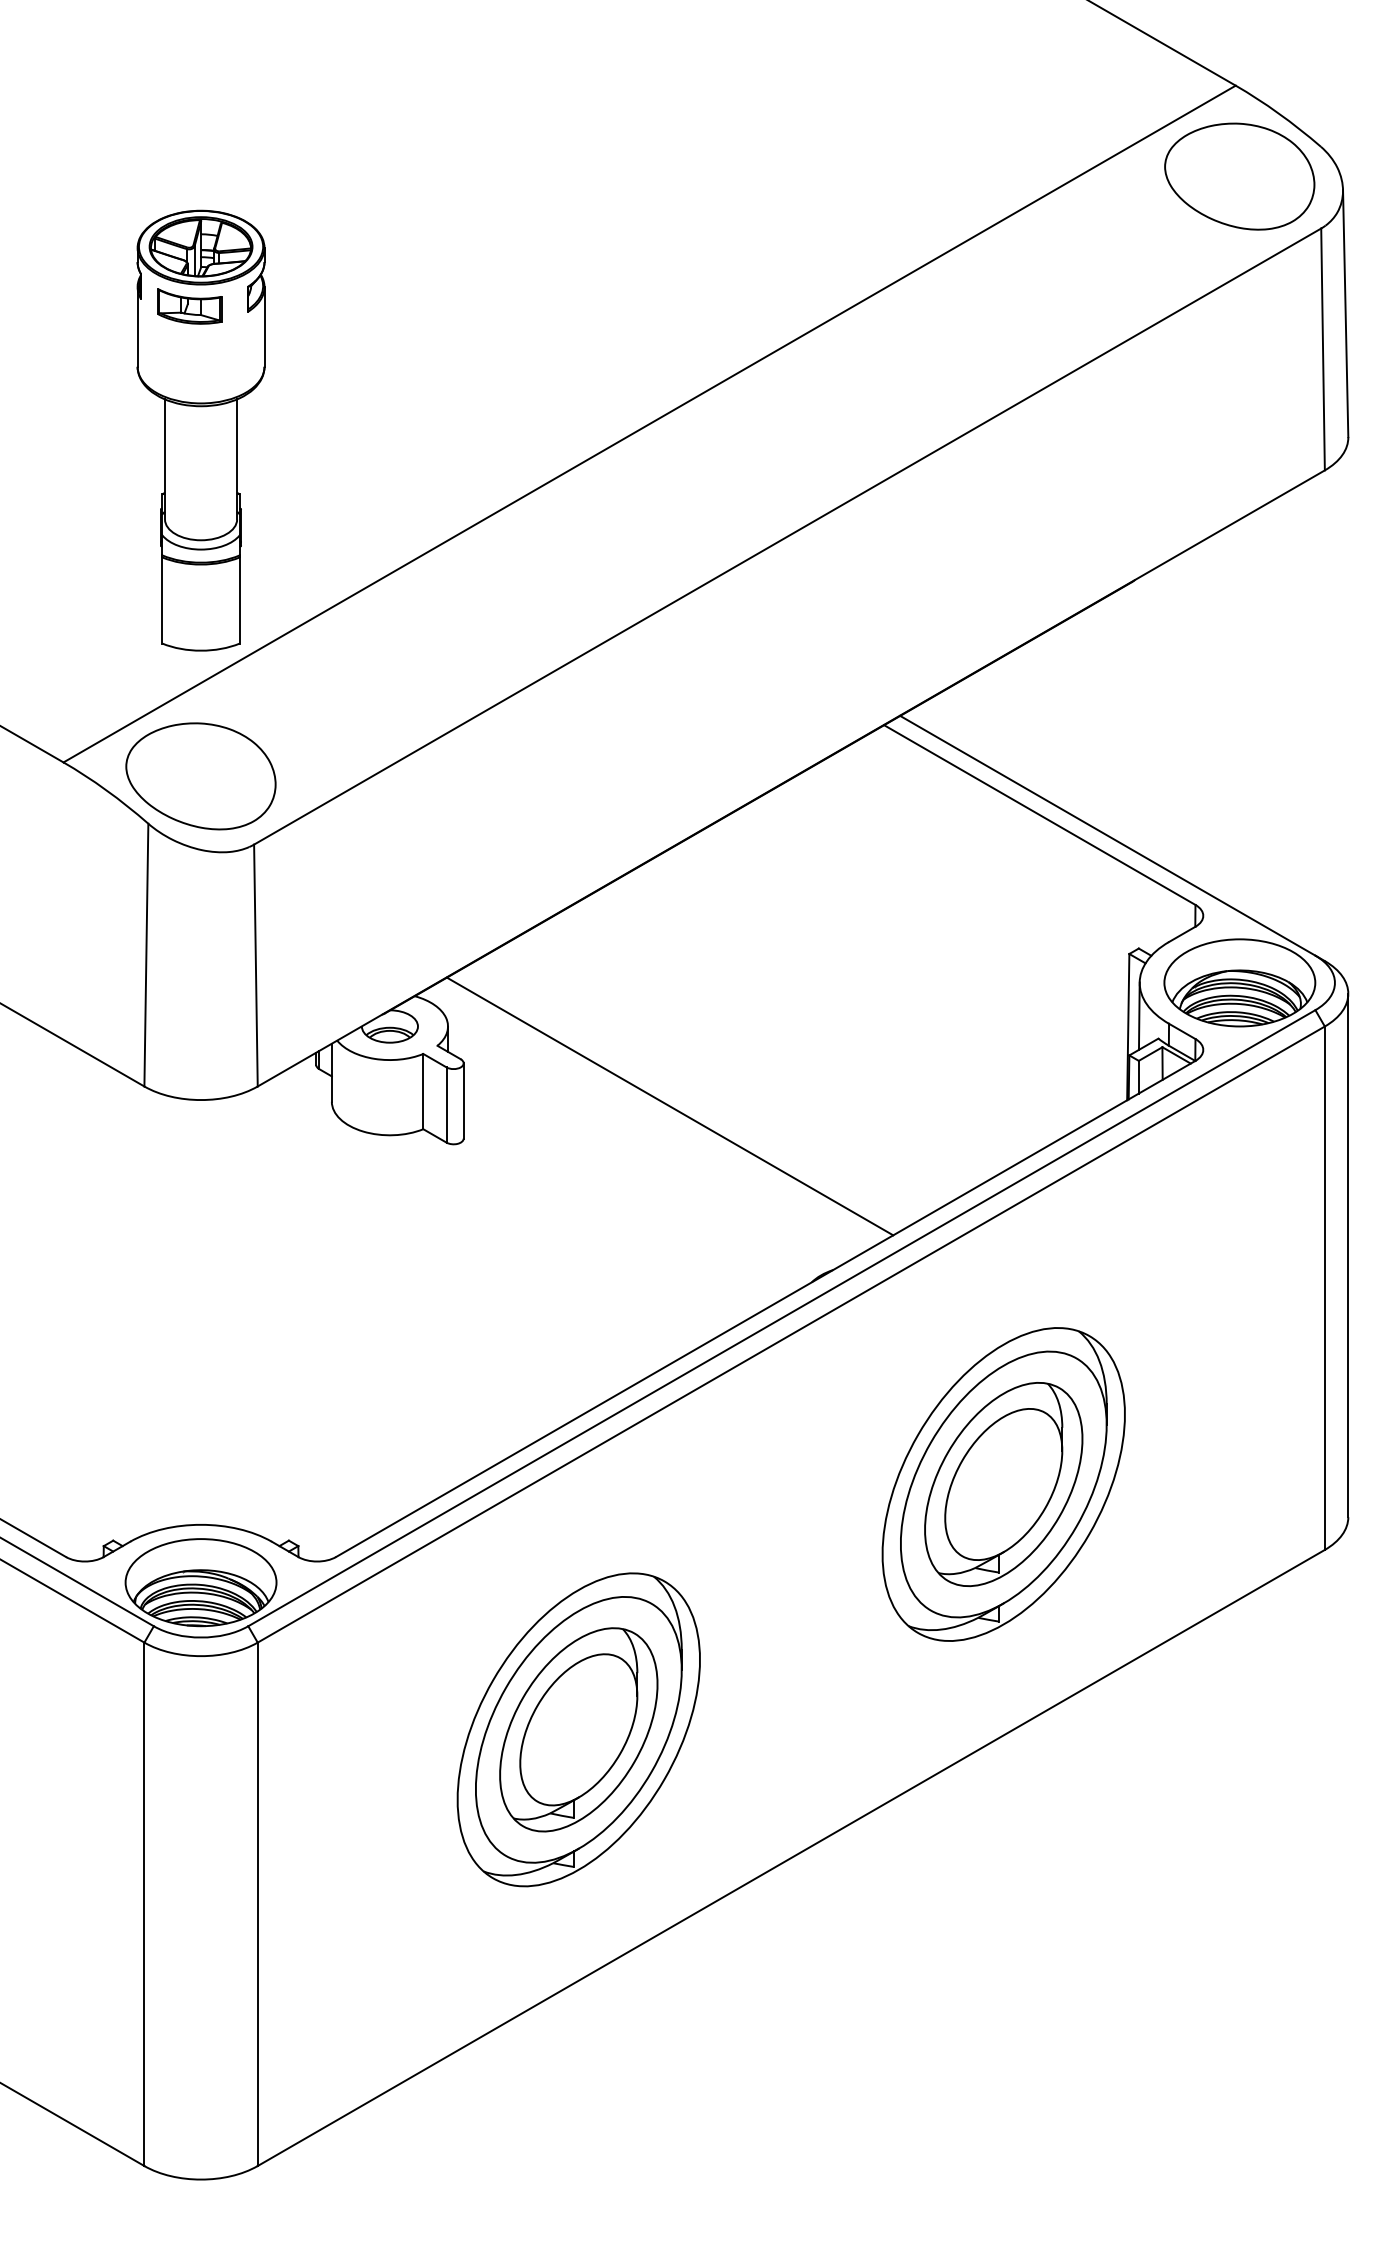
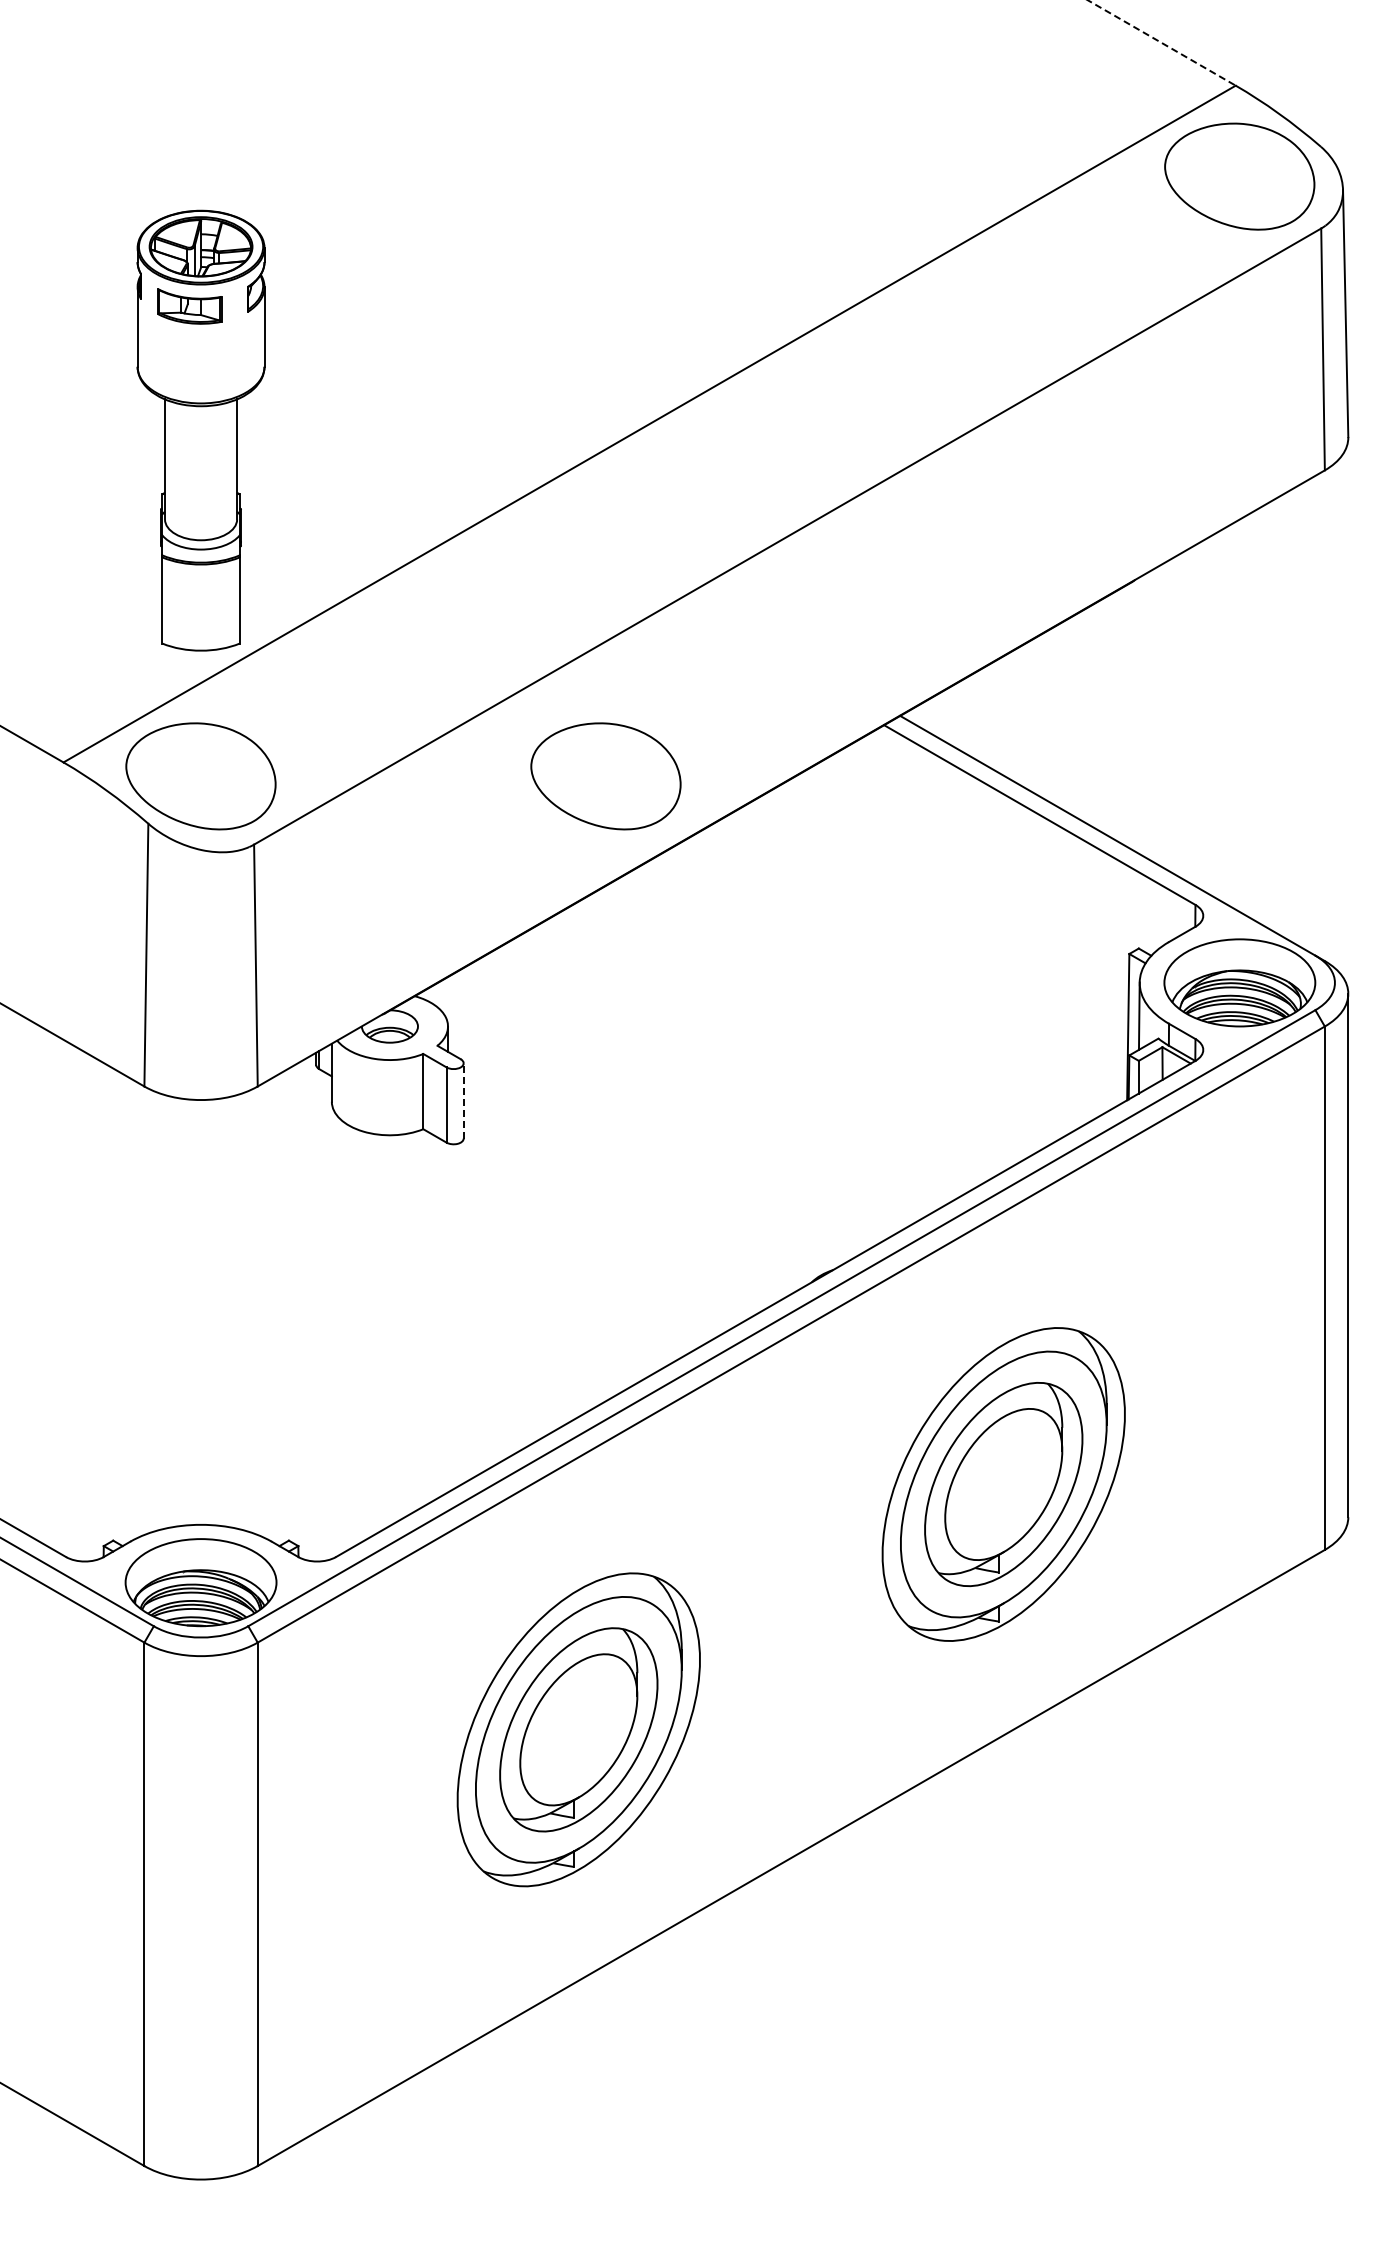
line: solid -> dashed (1162, 43)
part: none -> present (605, 776)
line: solid -> dashed (463, 1100)
line: present -> none (669, 1106)
